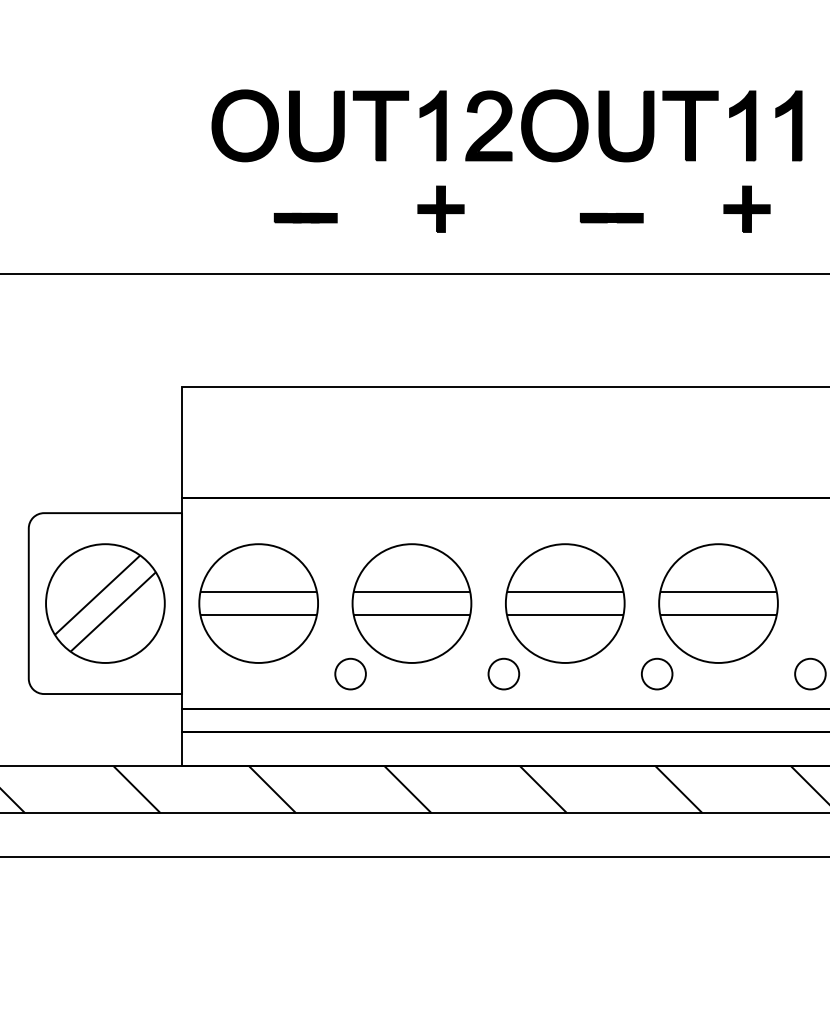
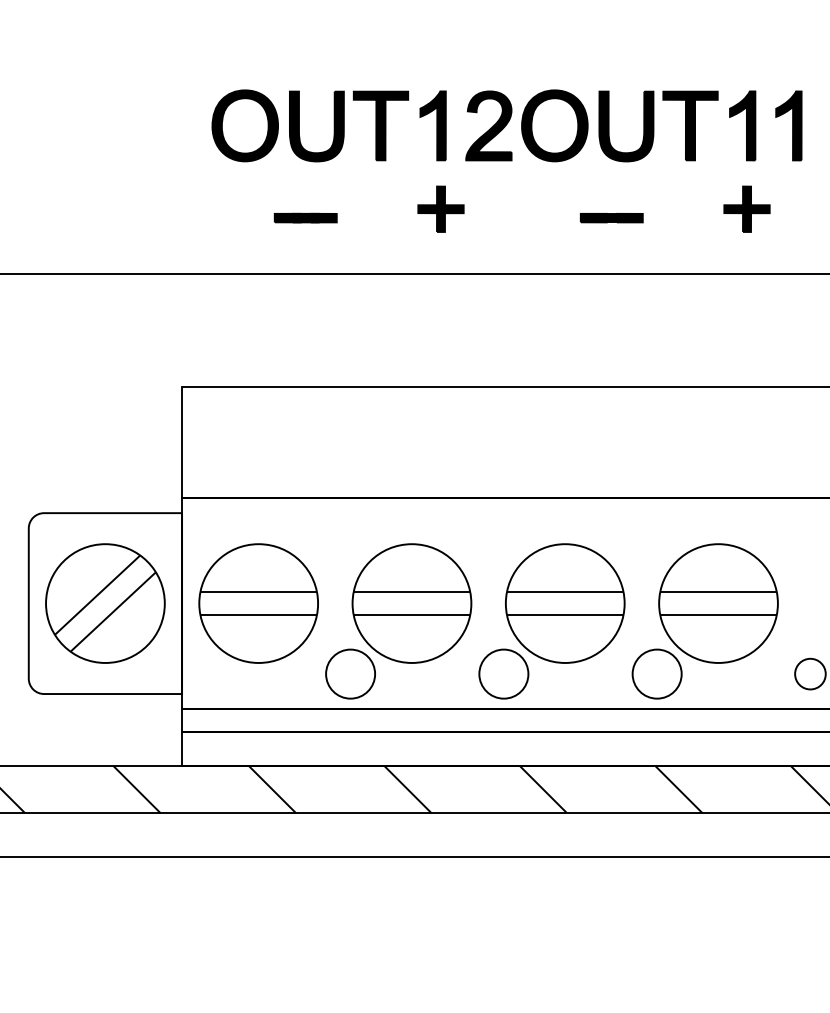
circle diameter: 31 px -> 49 px (350, 673)
circle diameter: 31 px -> 49 px (503, 673)
circle diameter: 31 px -> 49 px (656, 673)
